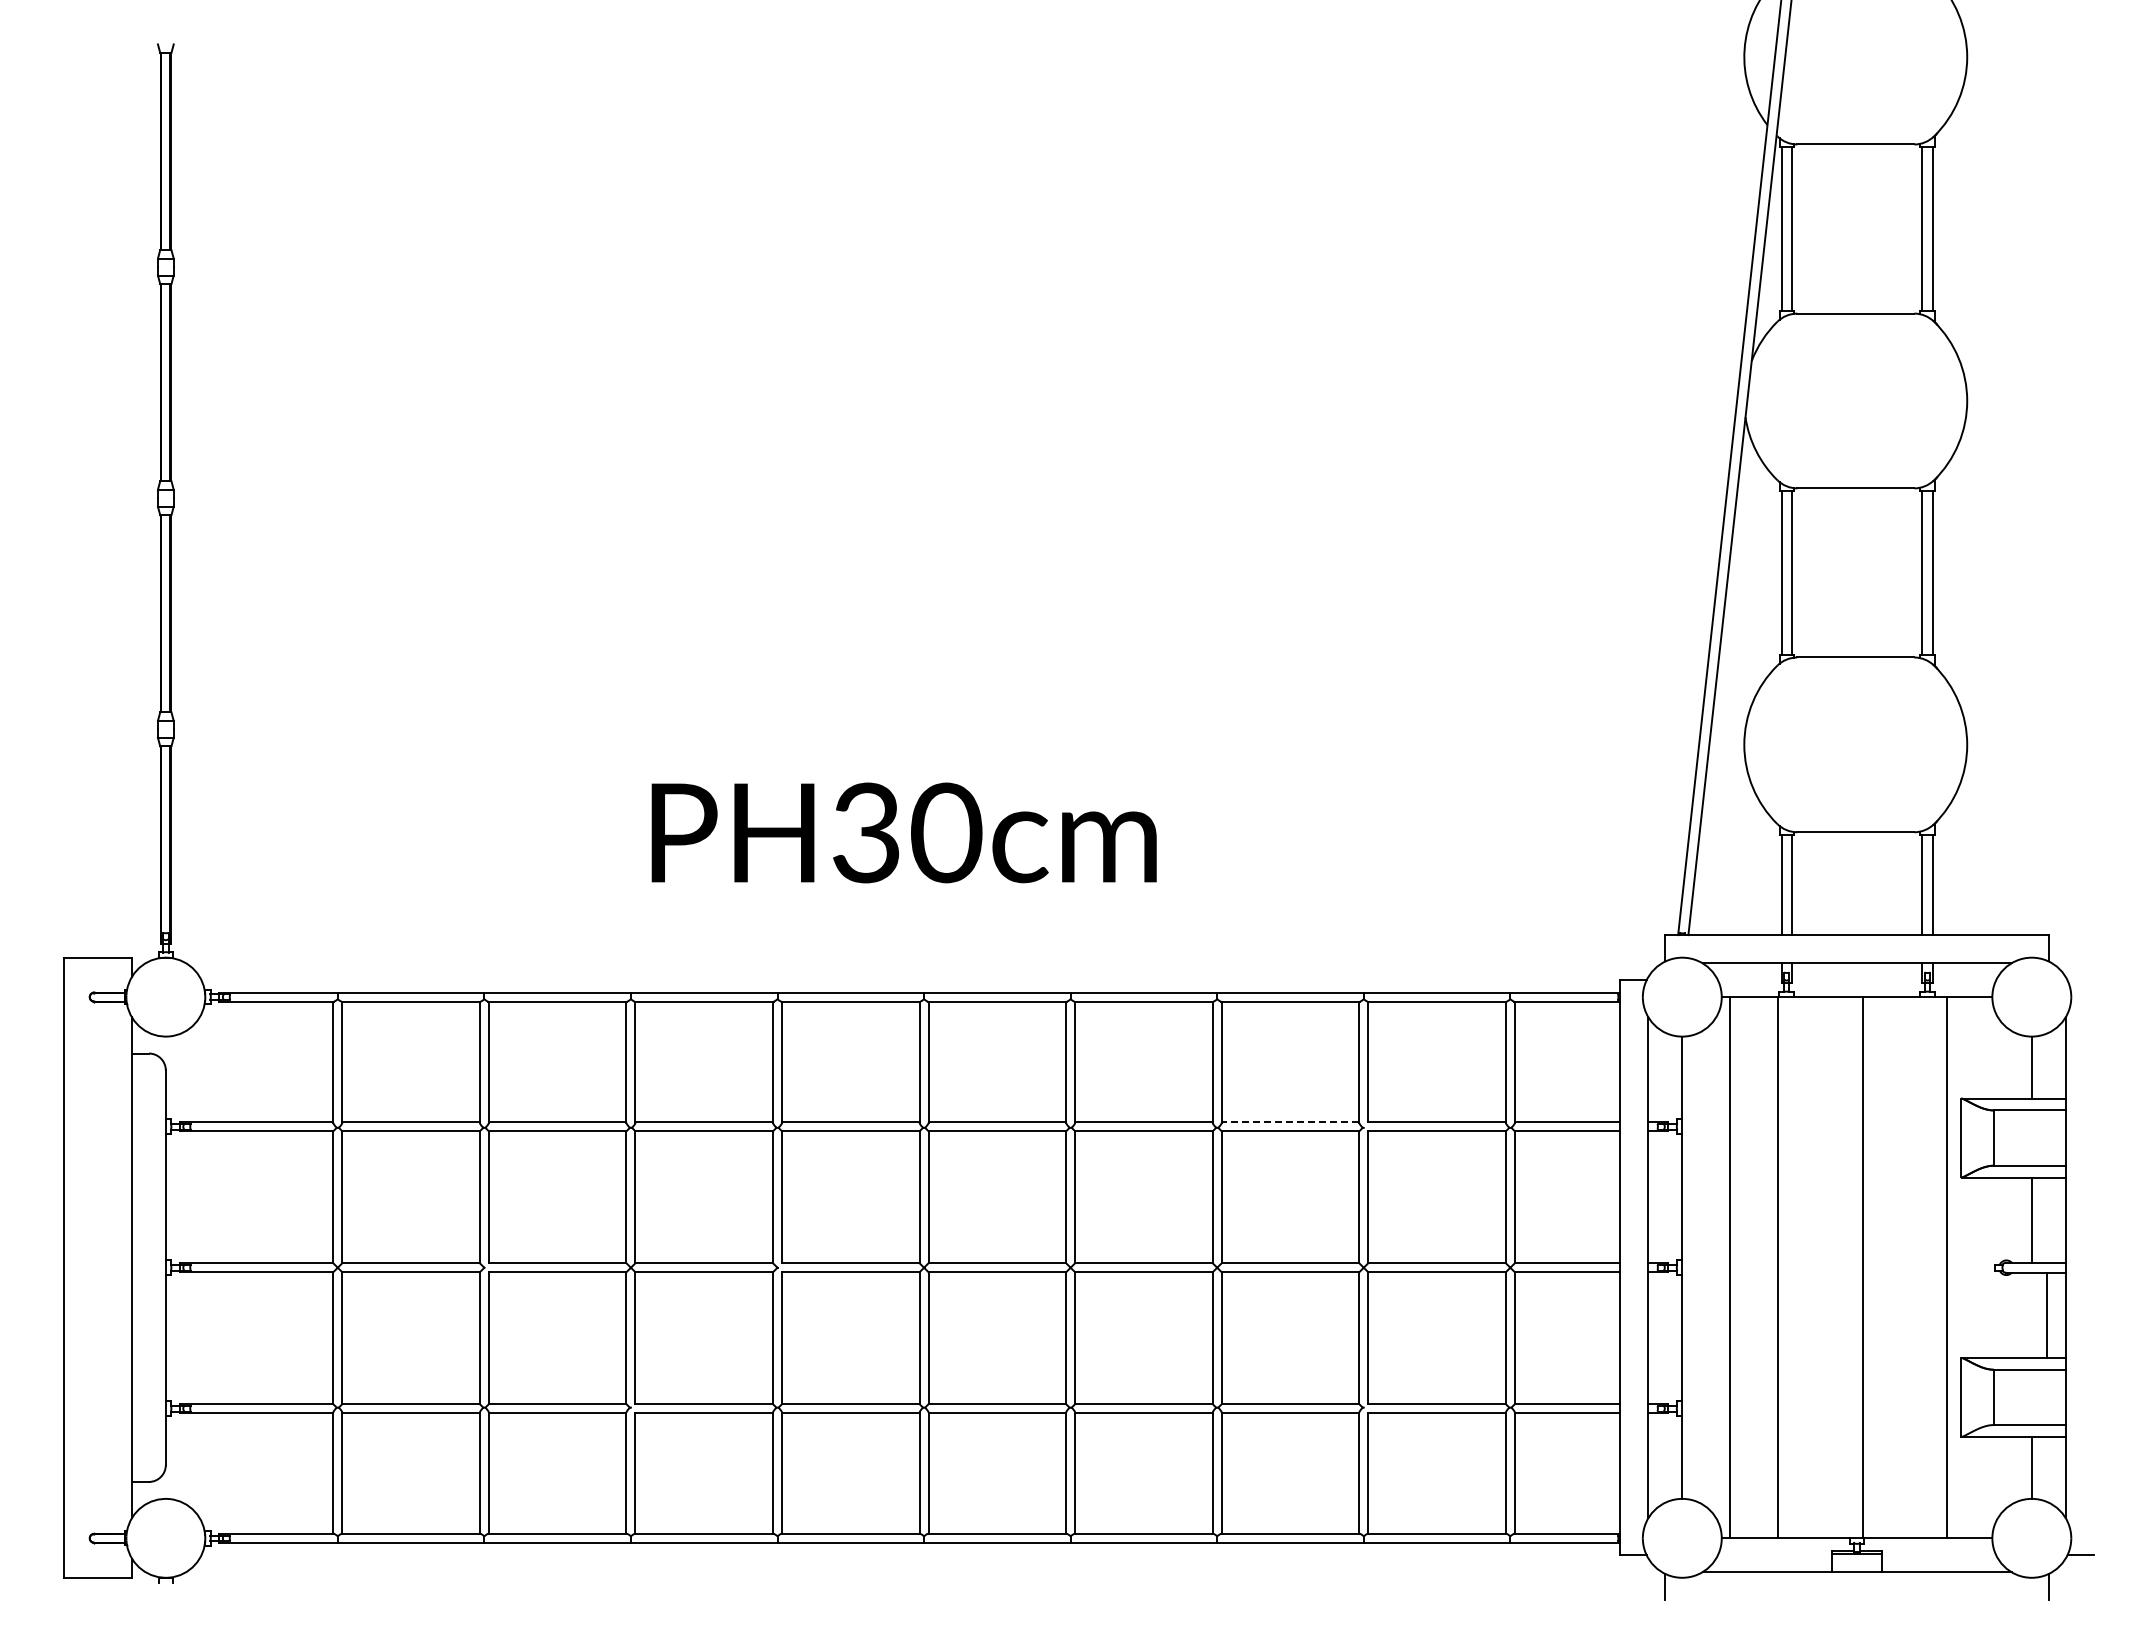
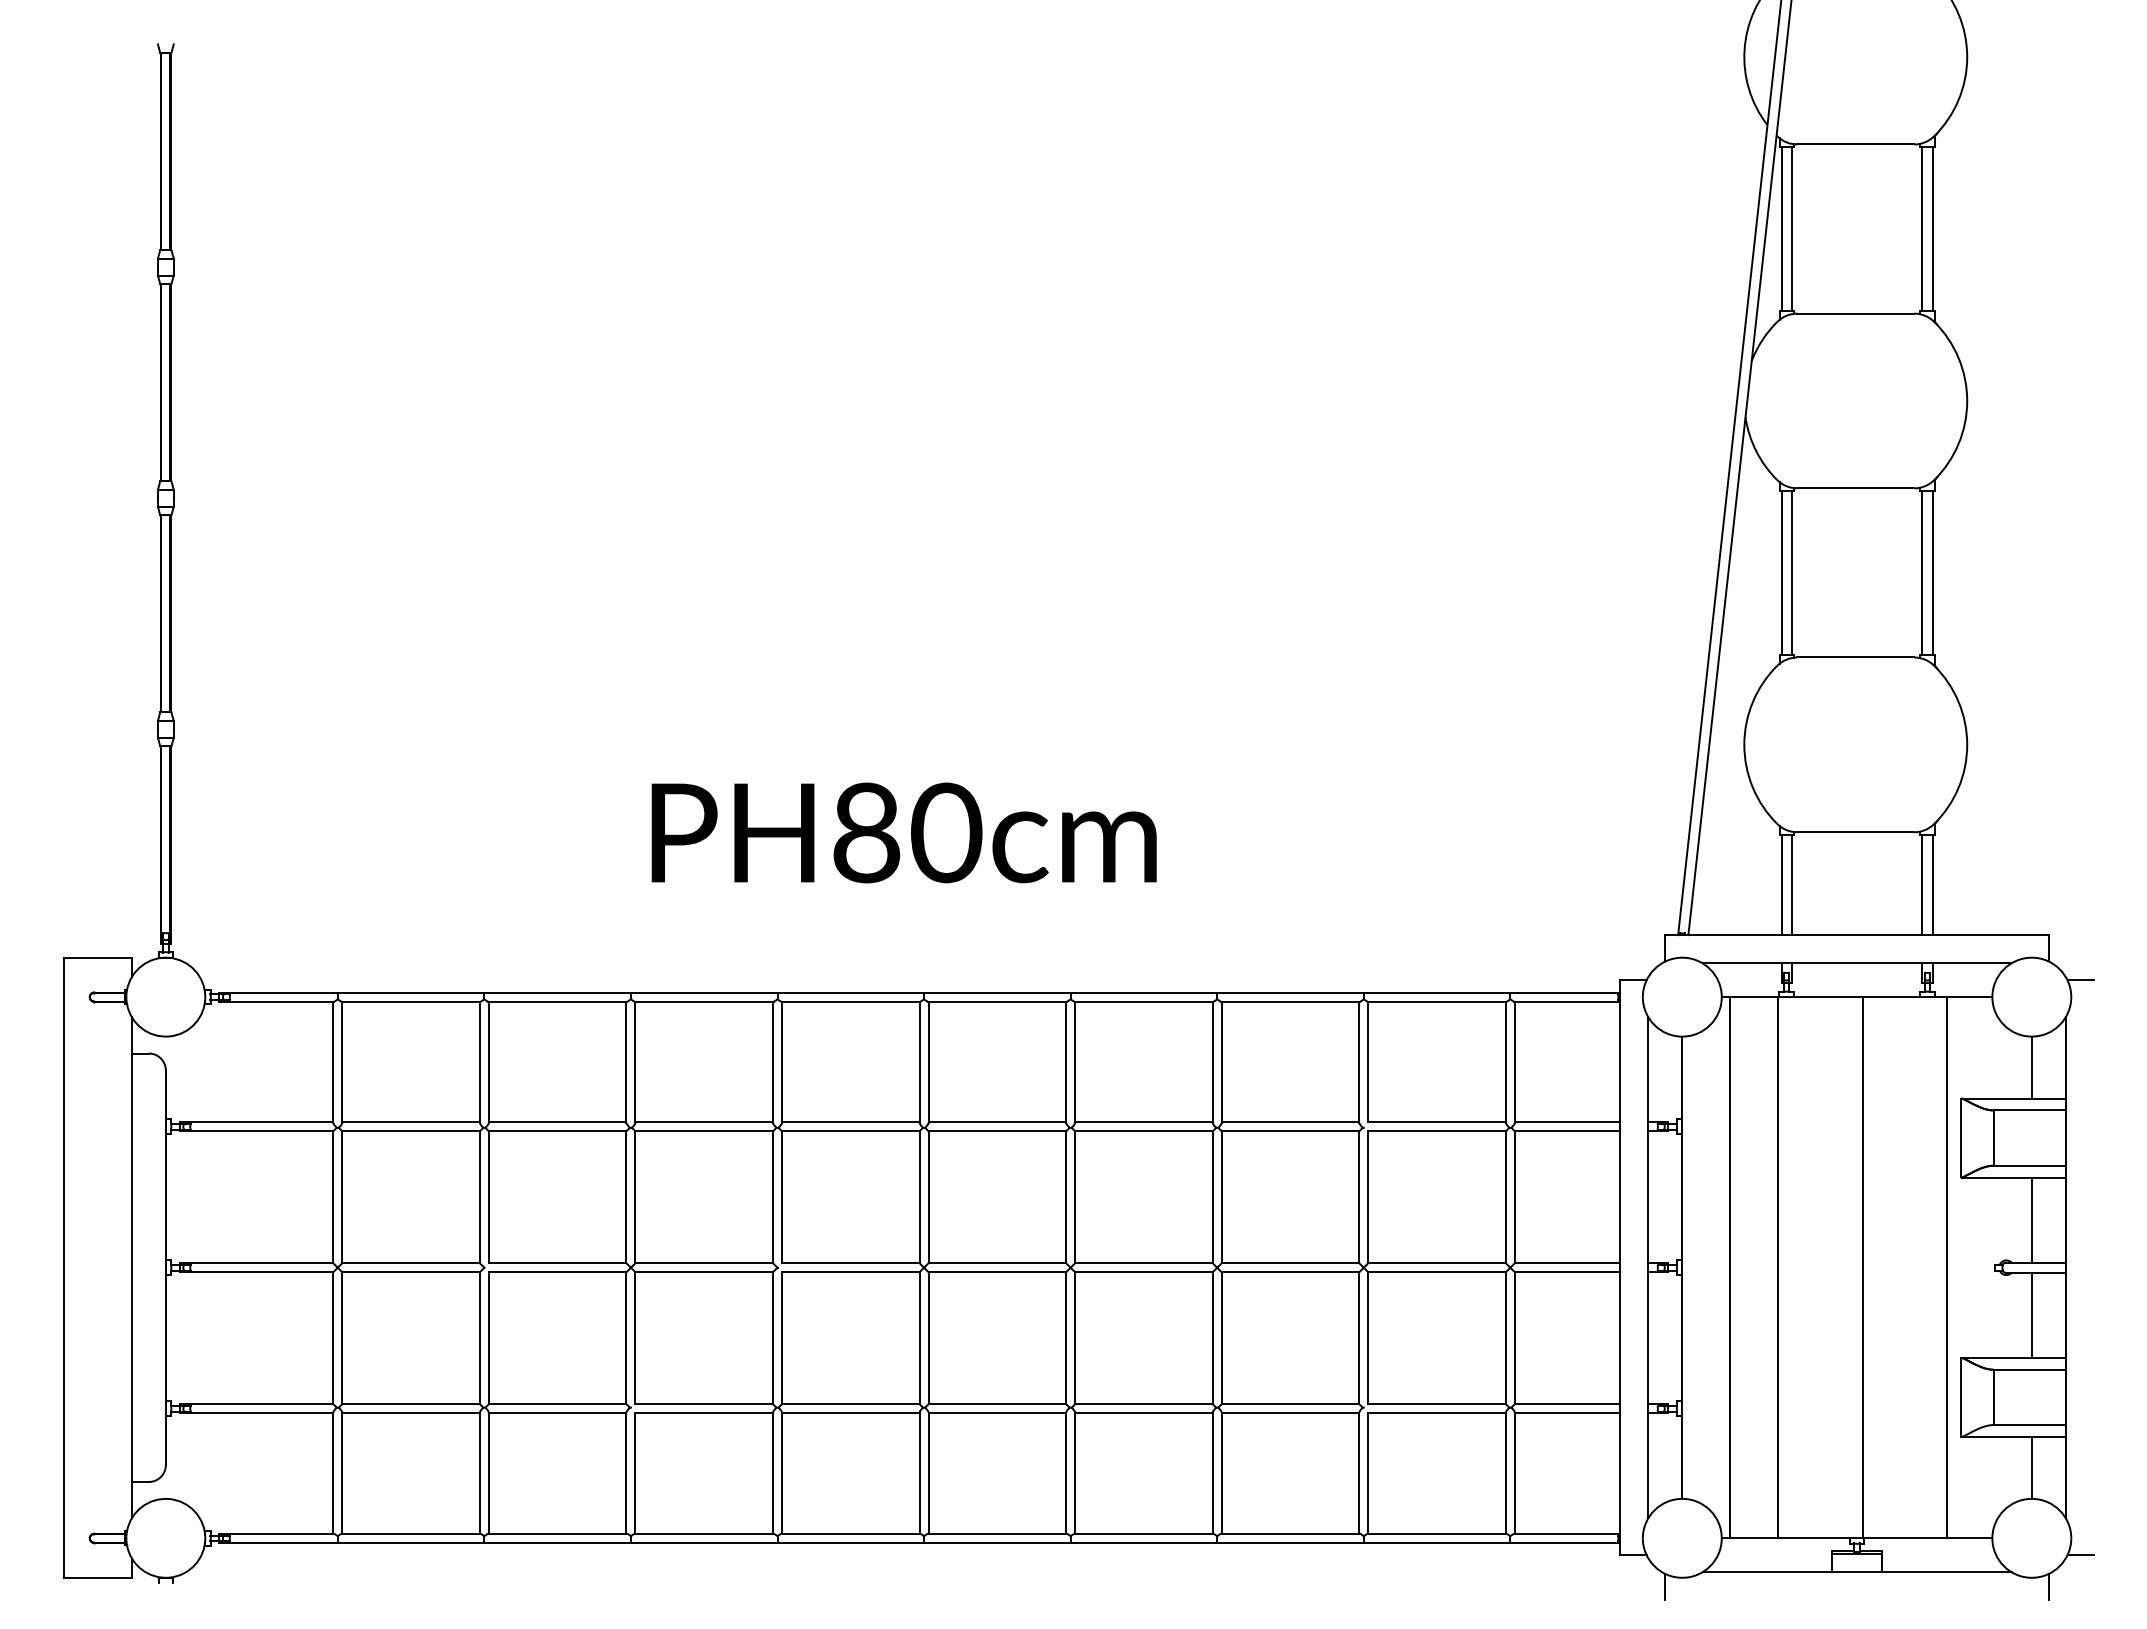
text: PH30cm -> PH80cm (866, 832)
line: none -> present (2080, 980)
line: dashed -> solid (1290, 1122)
line position: (2046, 1314) -> (2031, 1314) (2031, 1314)
